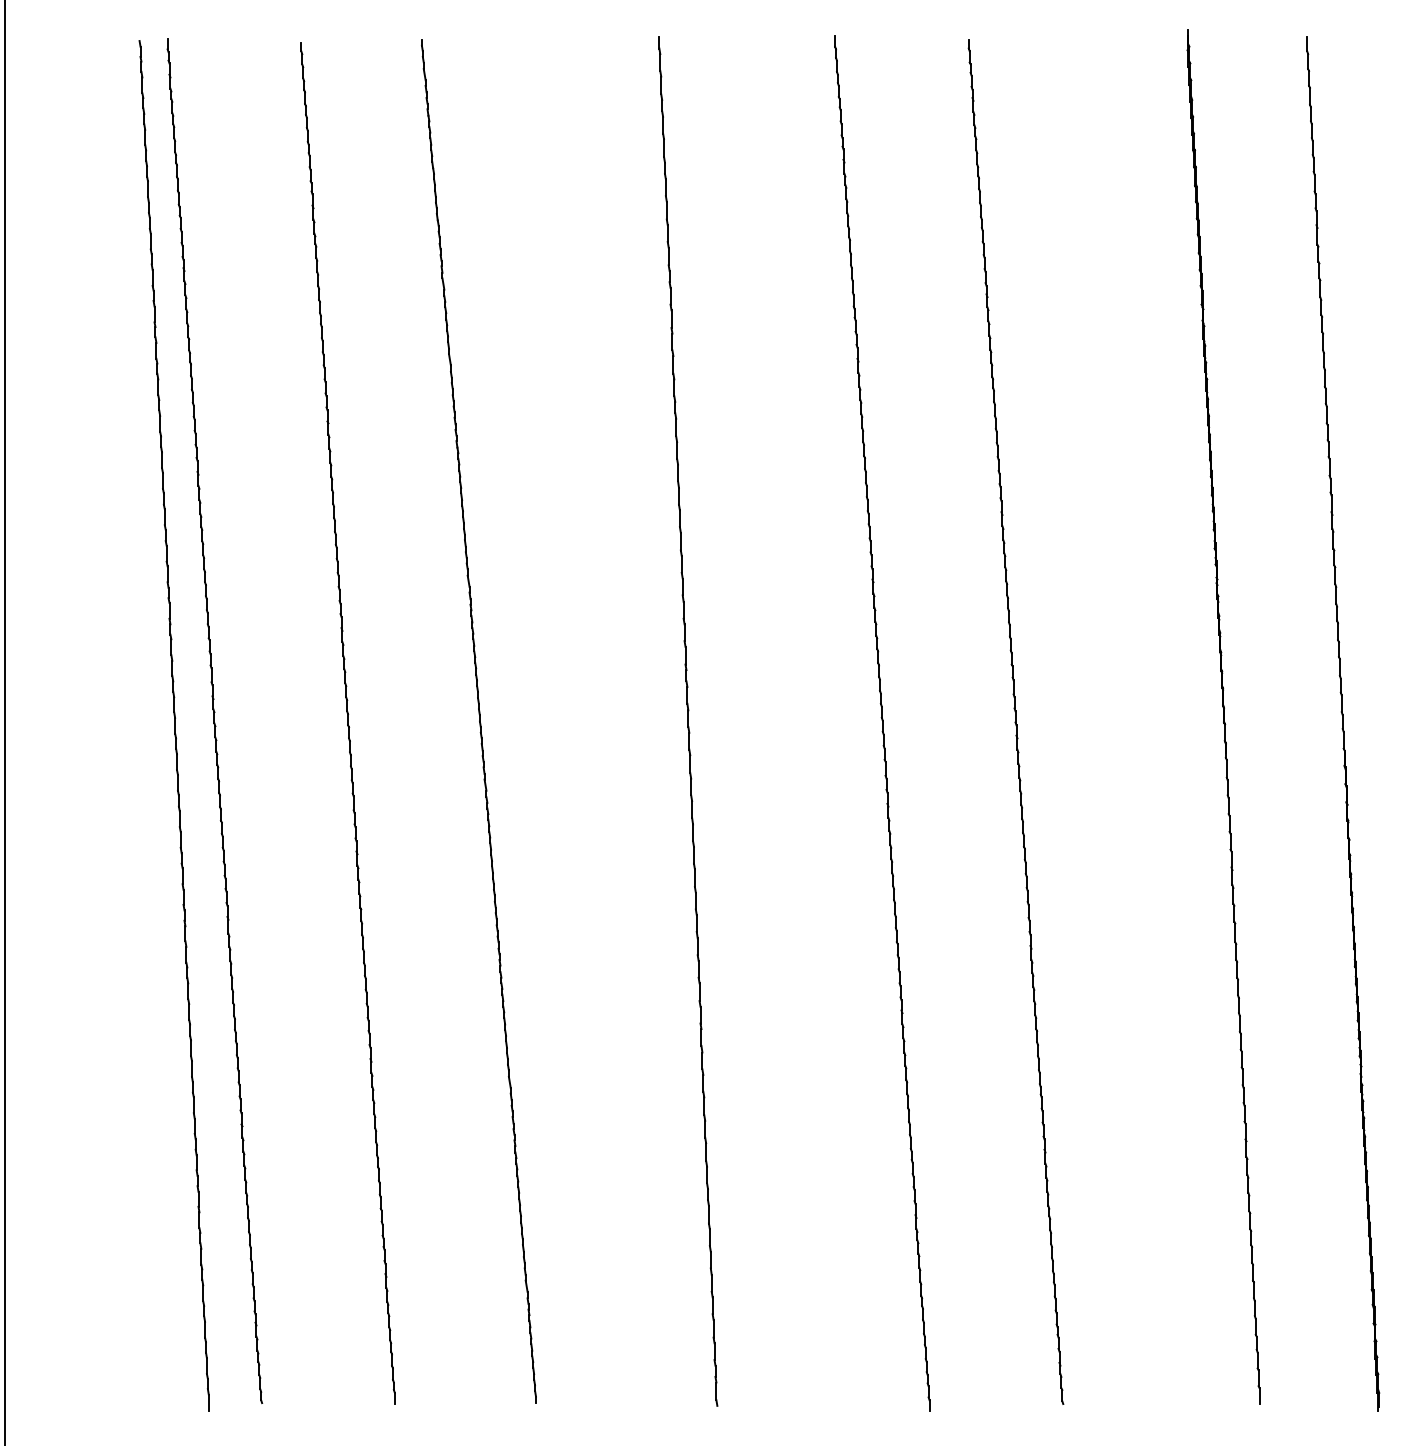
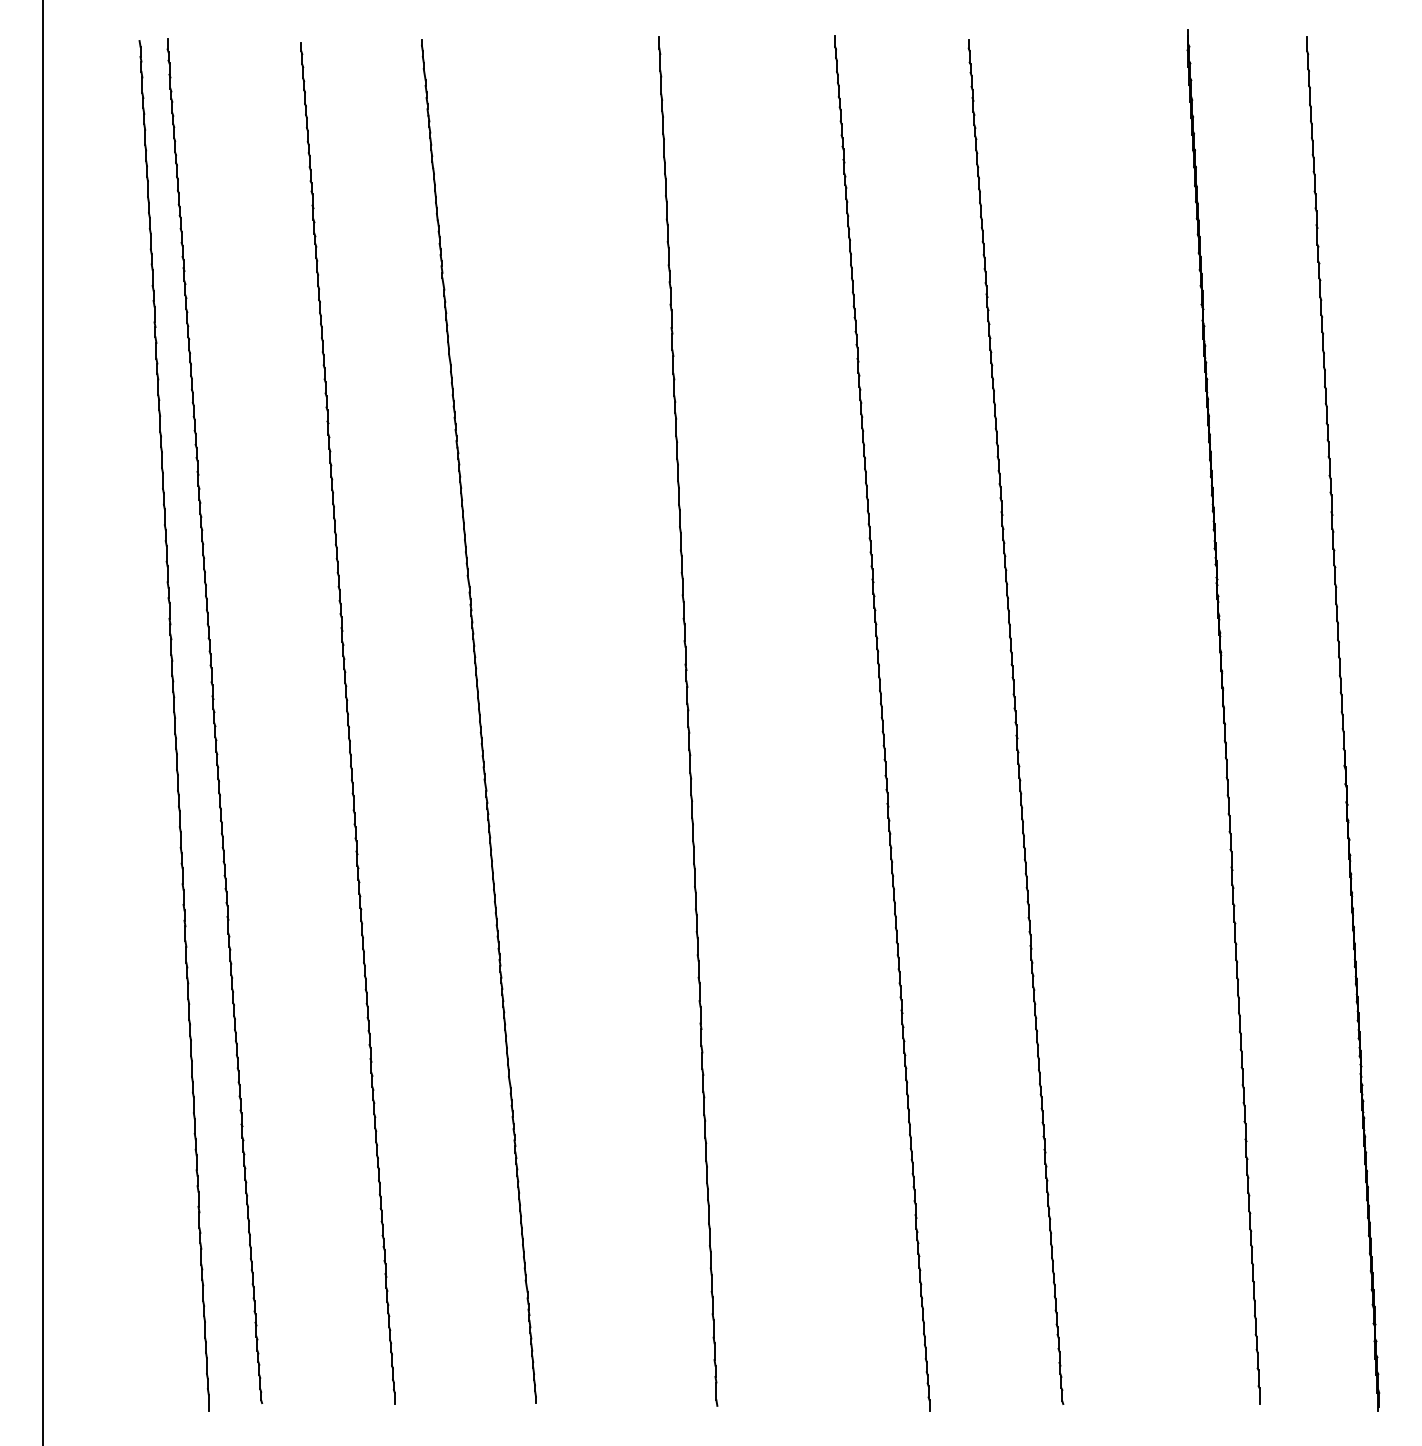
line position: (4, 722) -> (42, 722) (42, 722)
